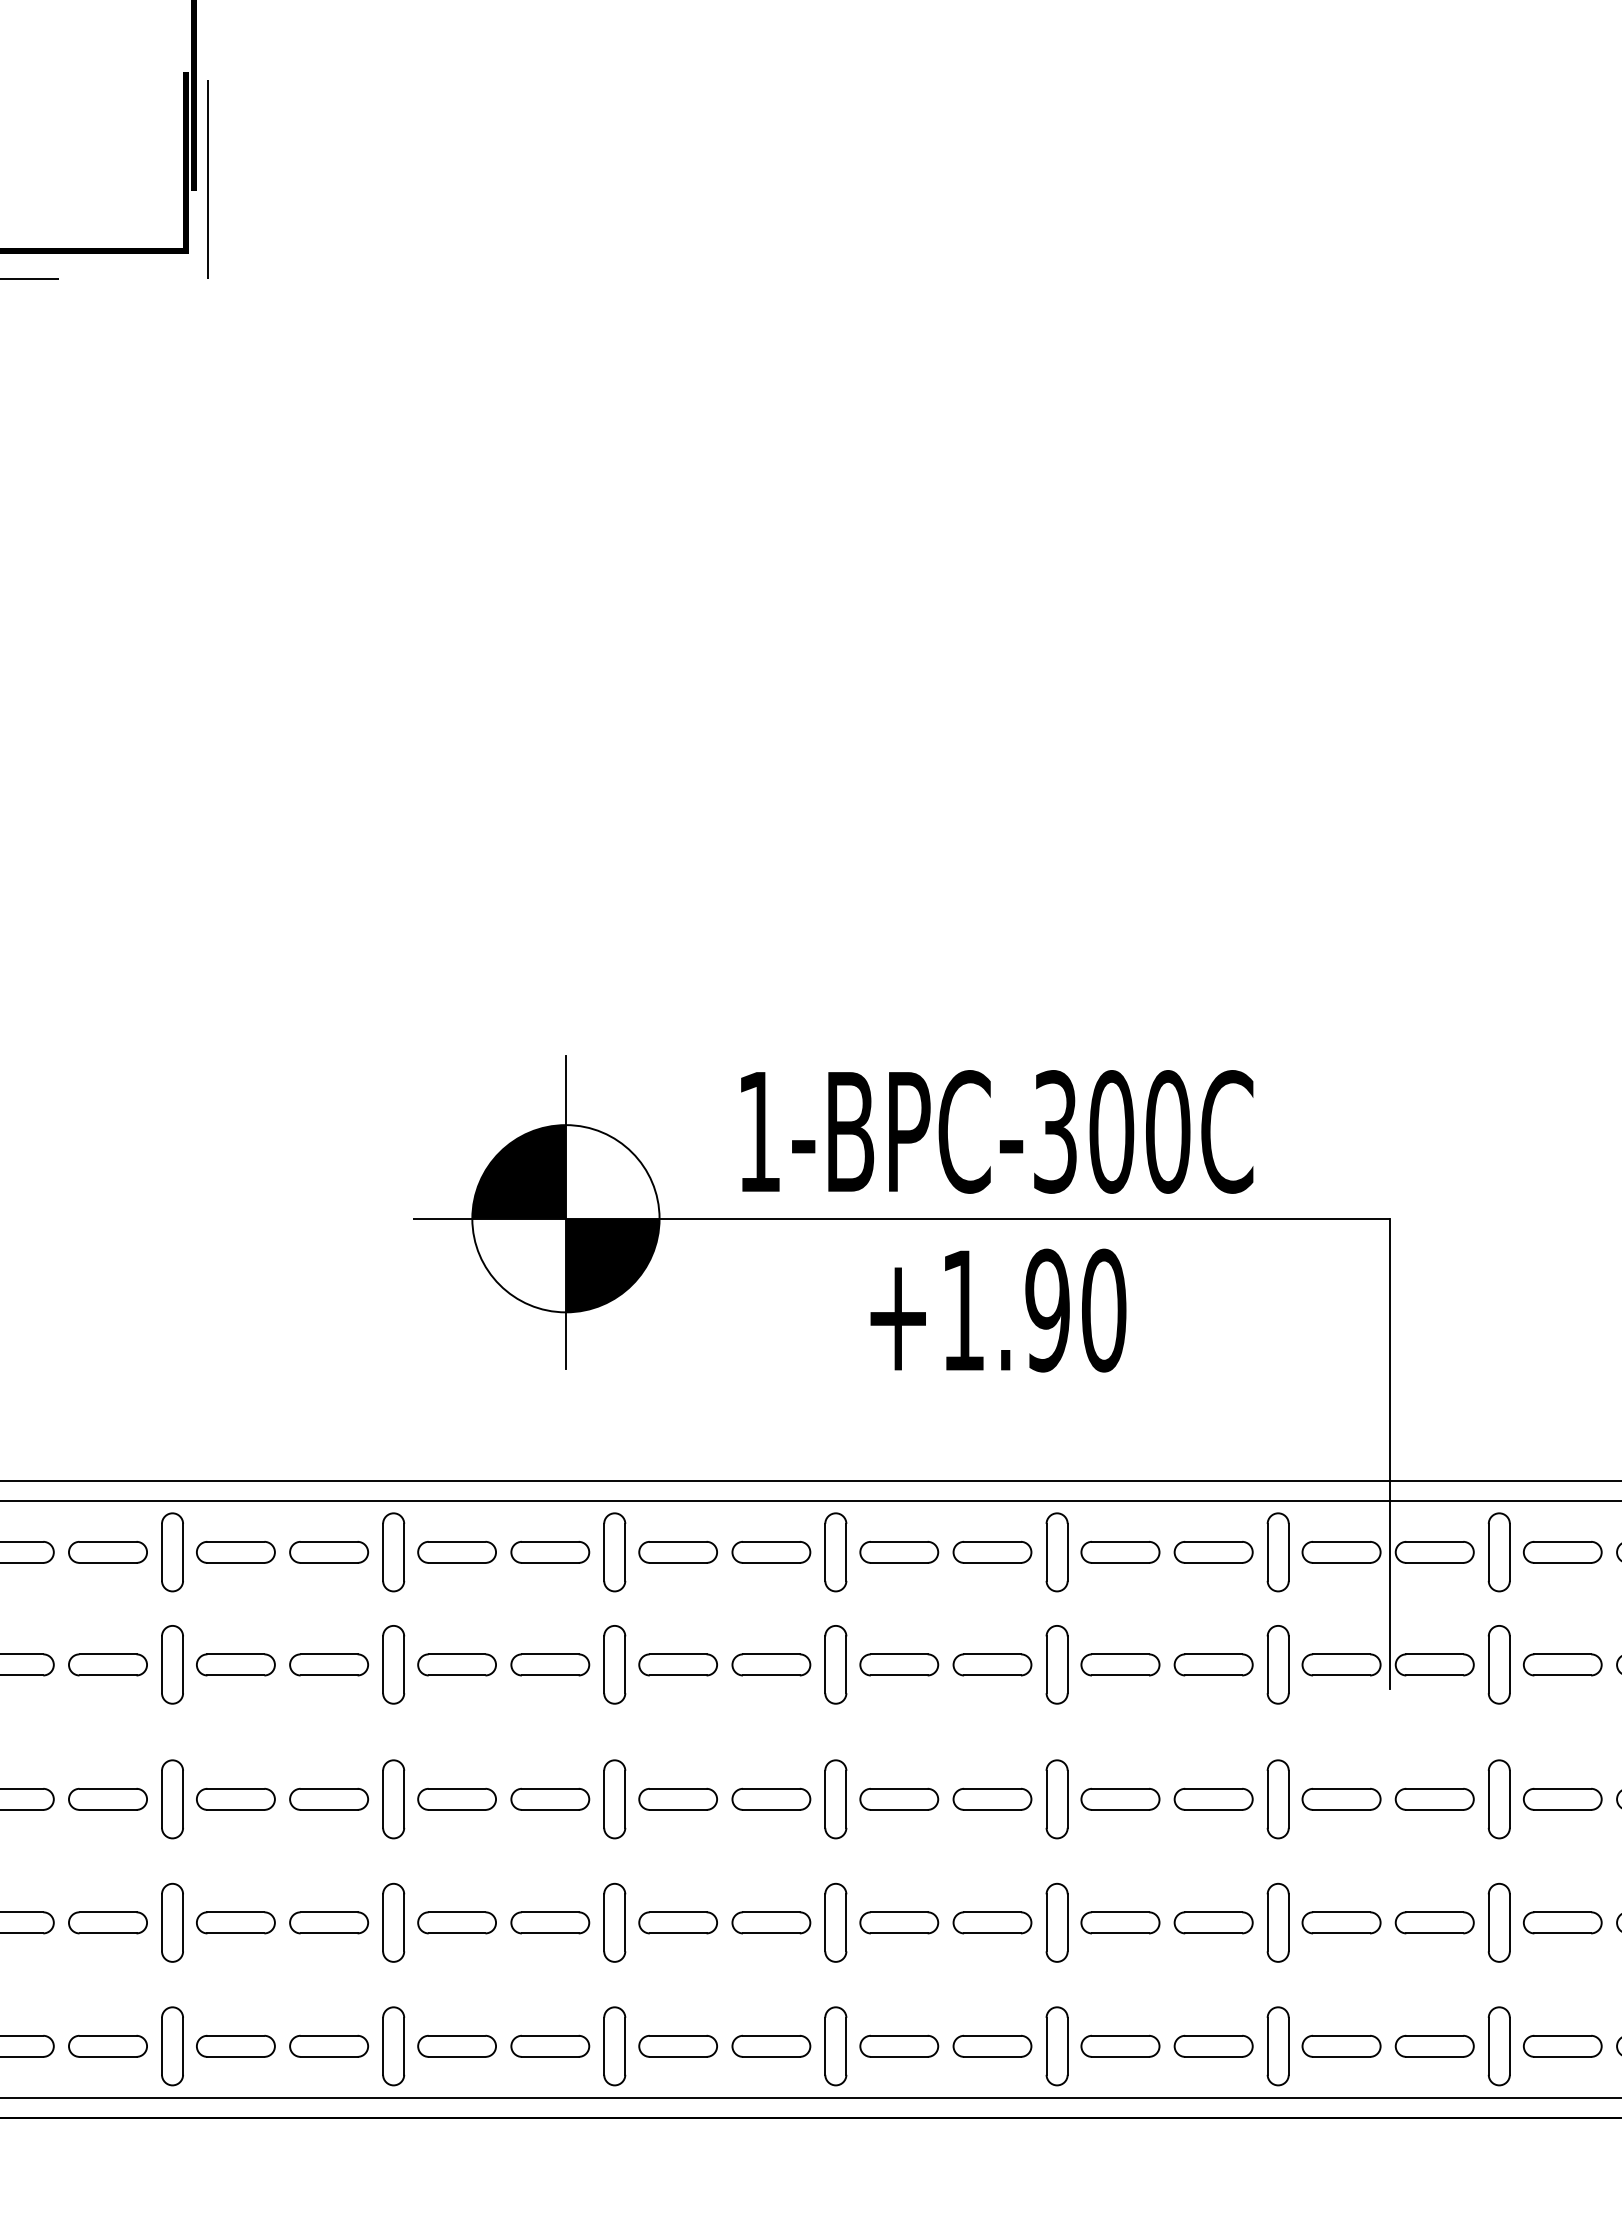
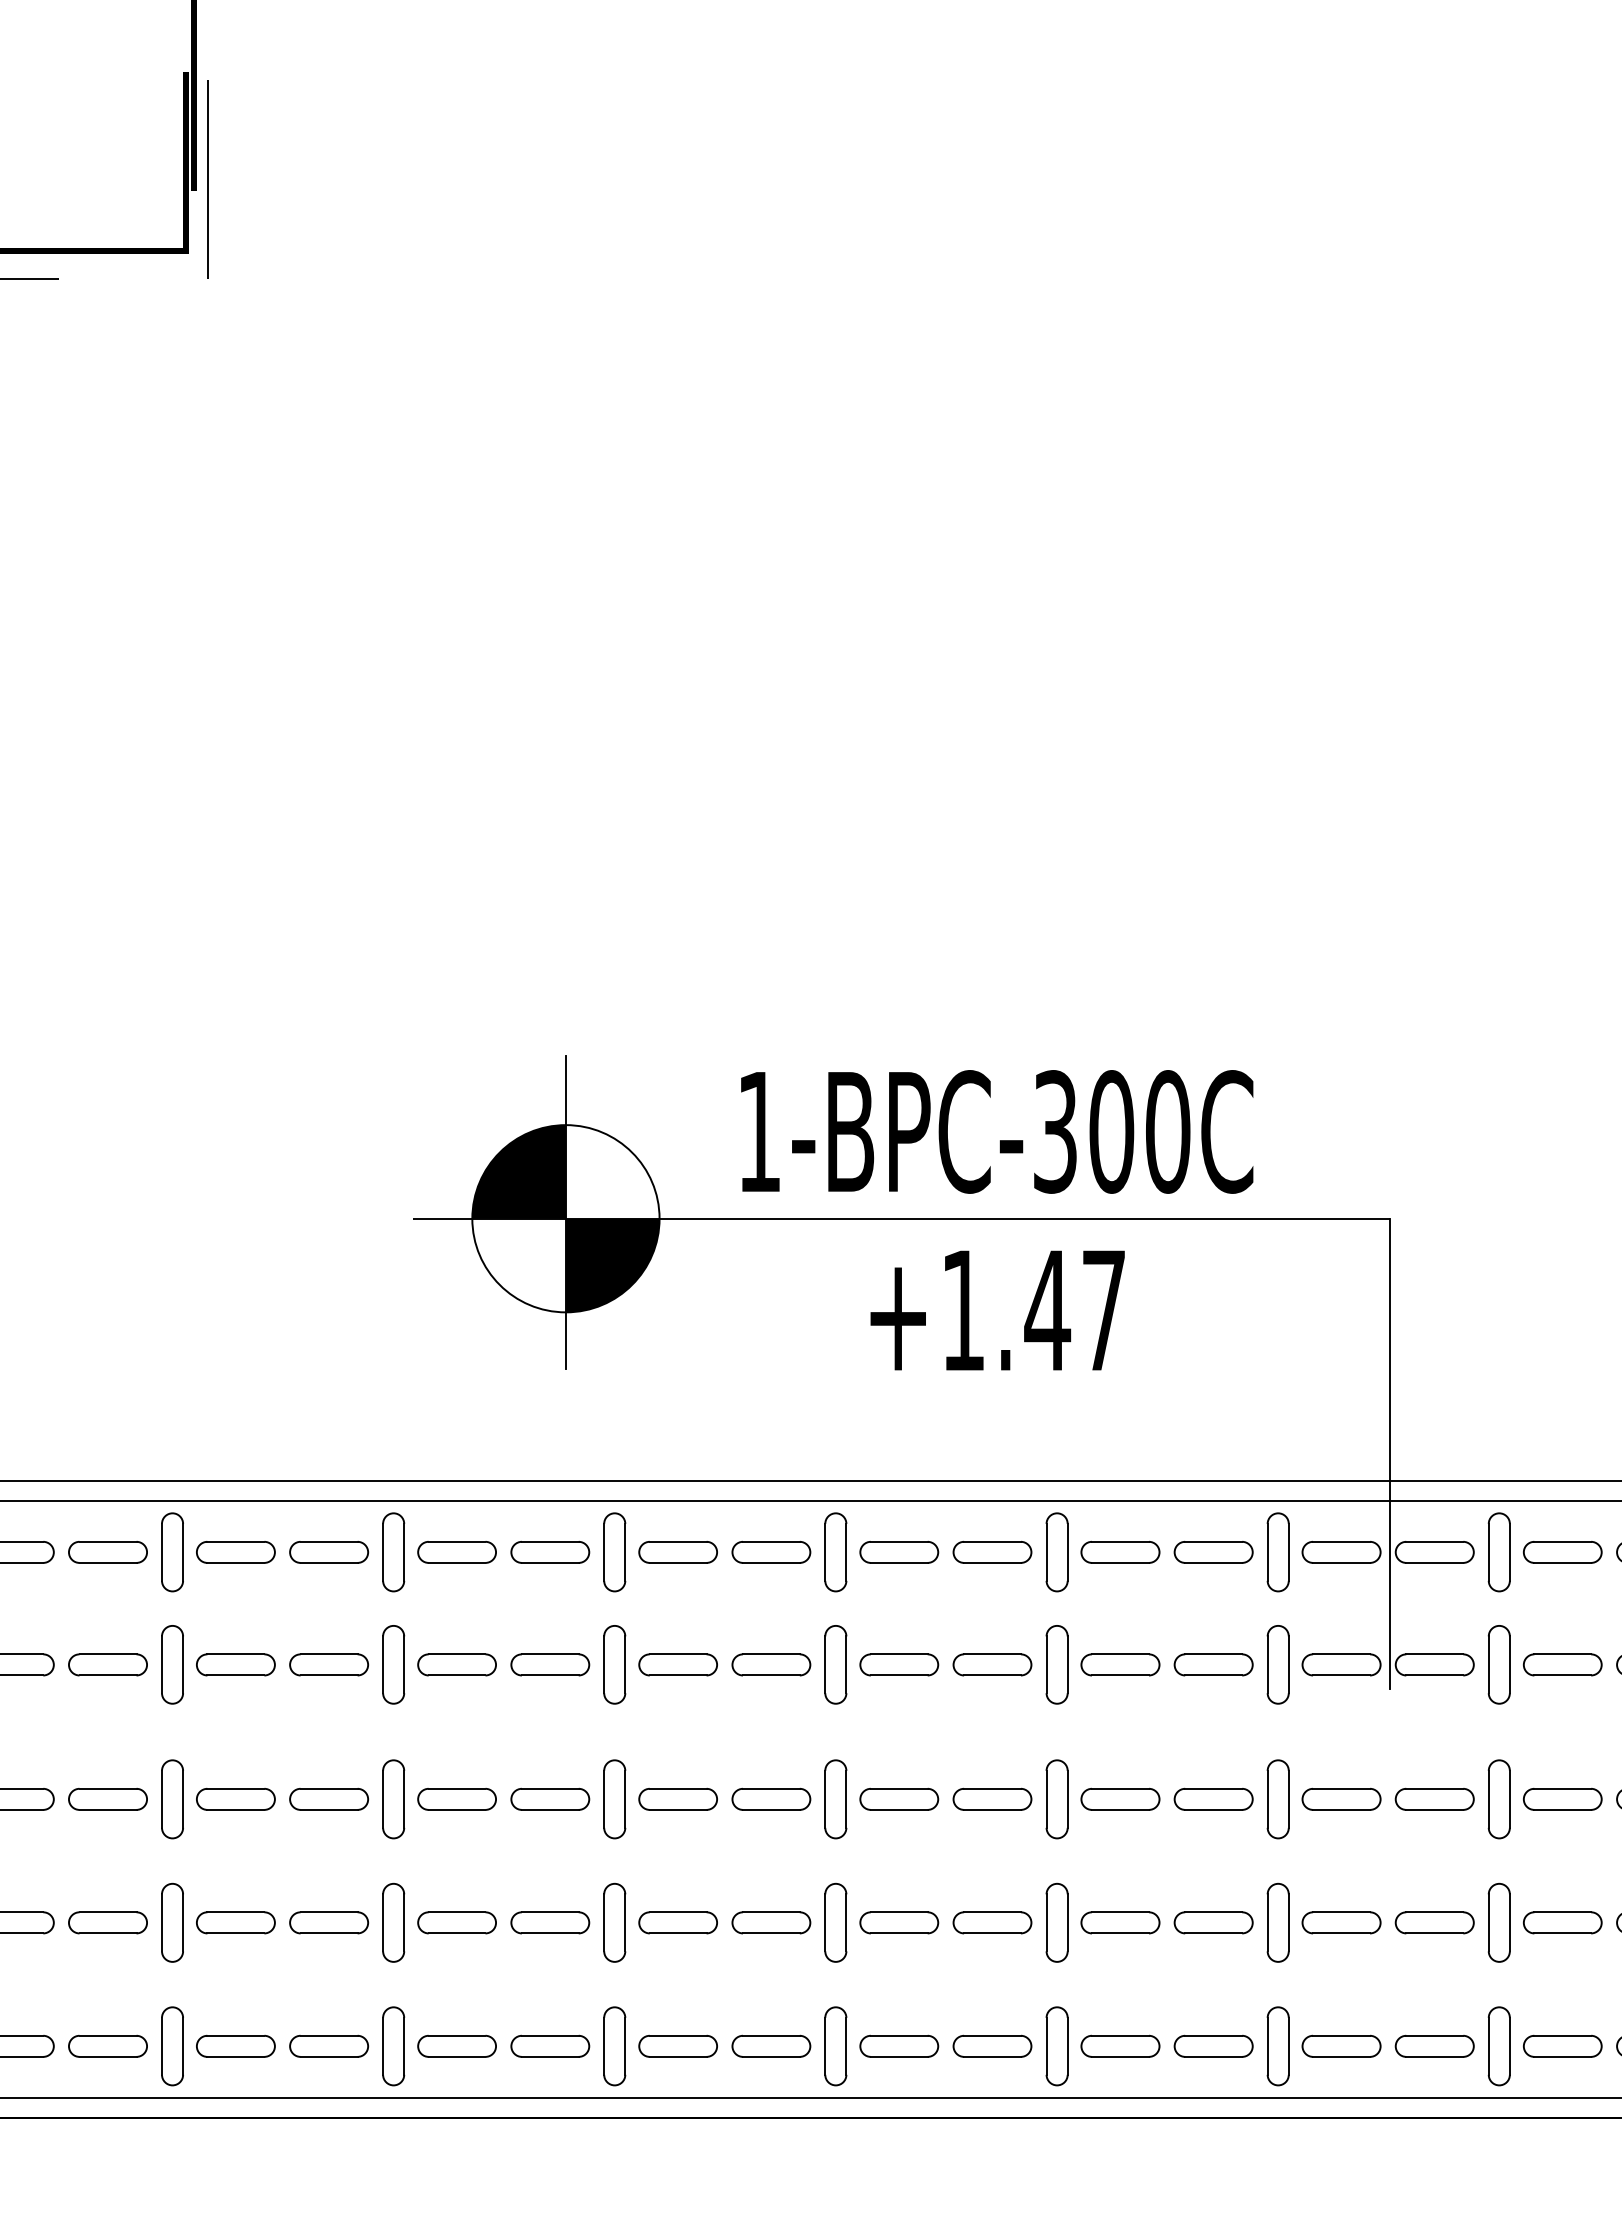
text: +1.90 -> +1.47 (1075, 1310)
